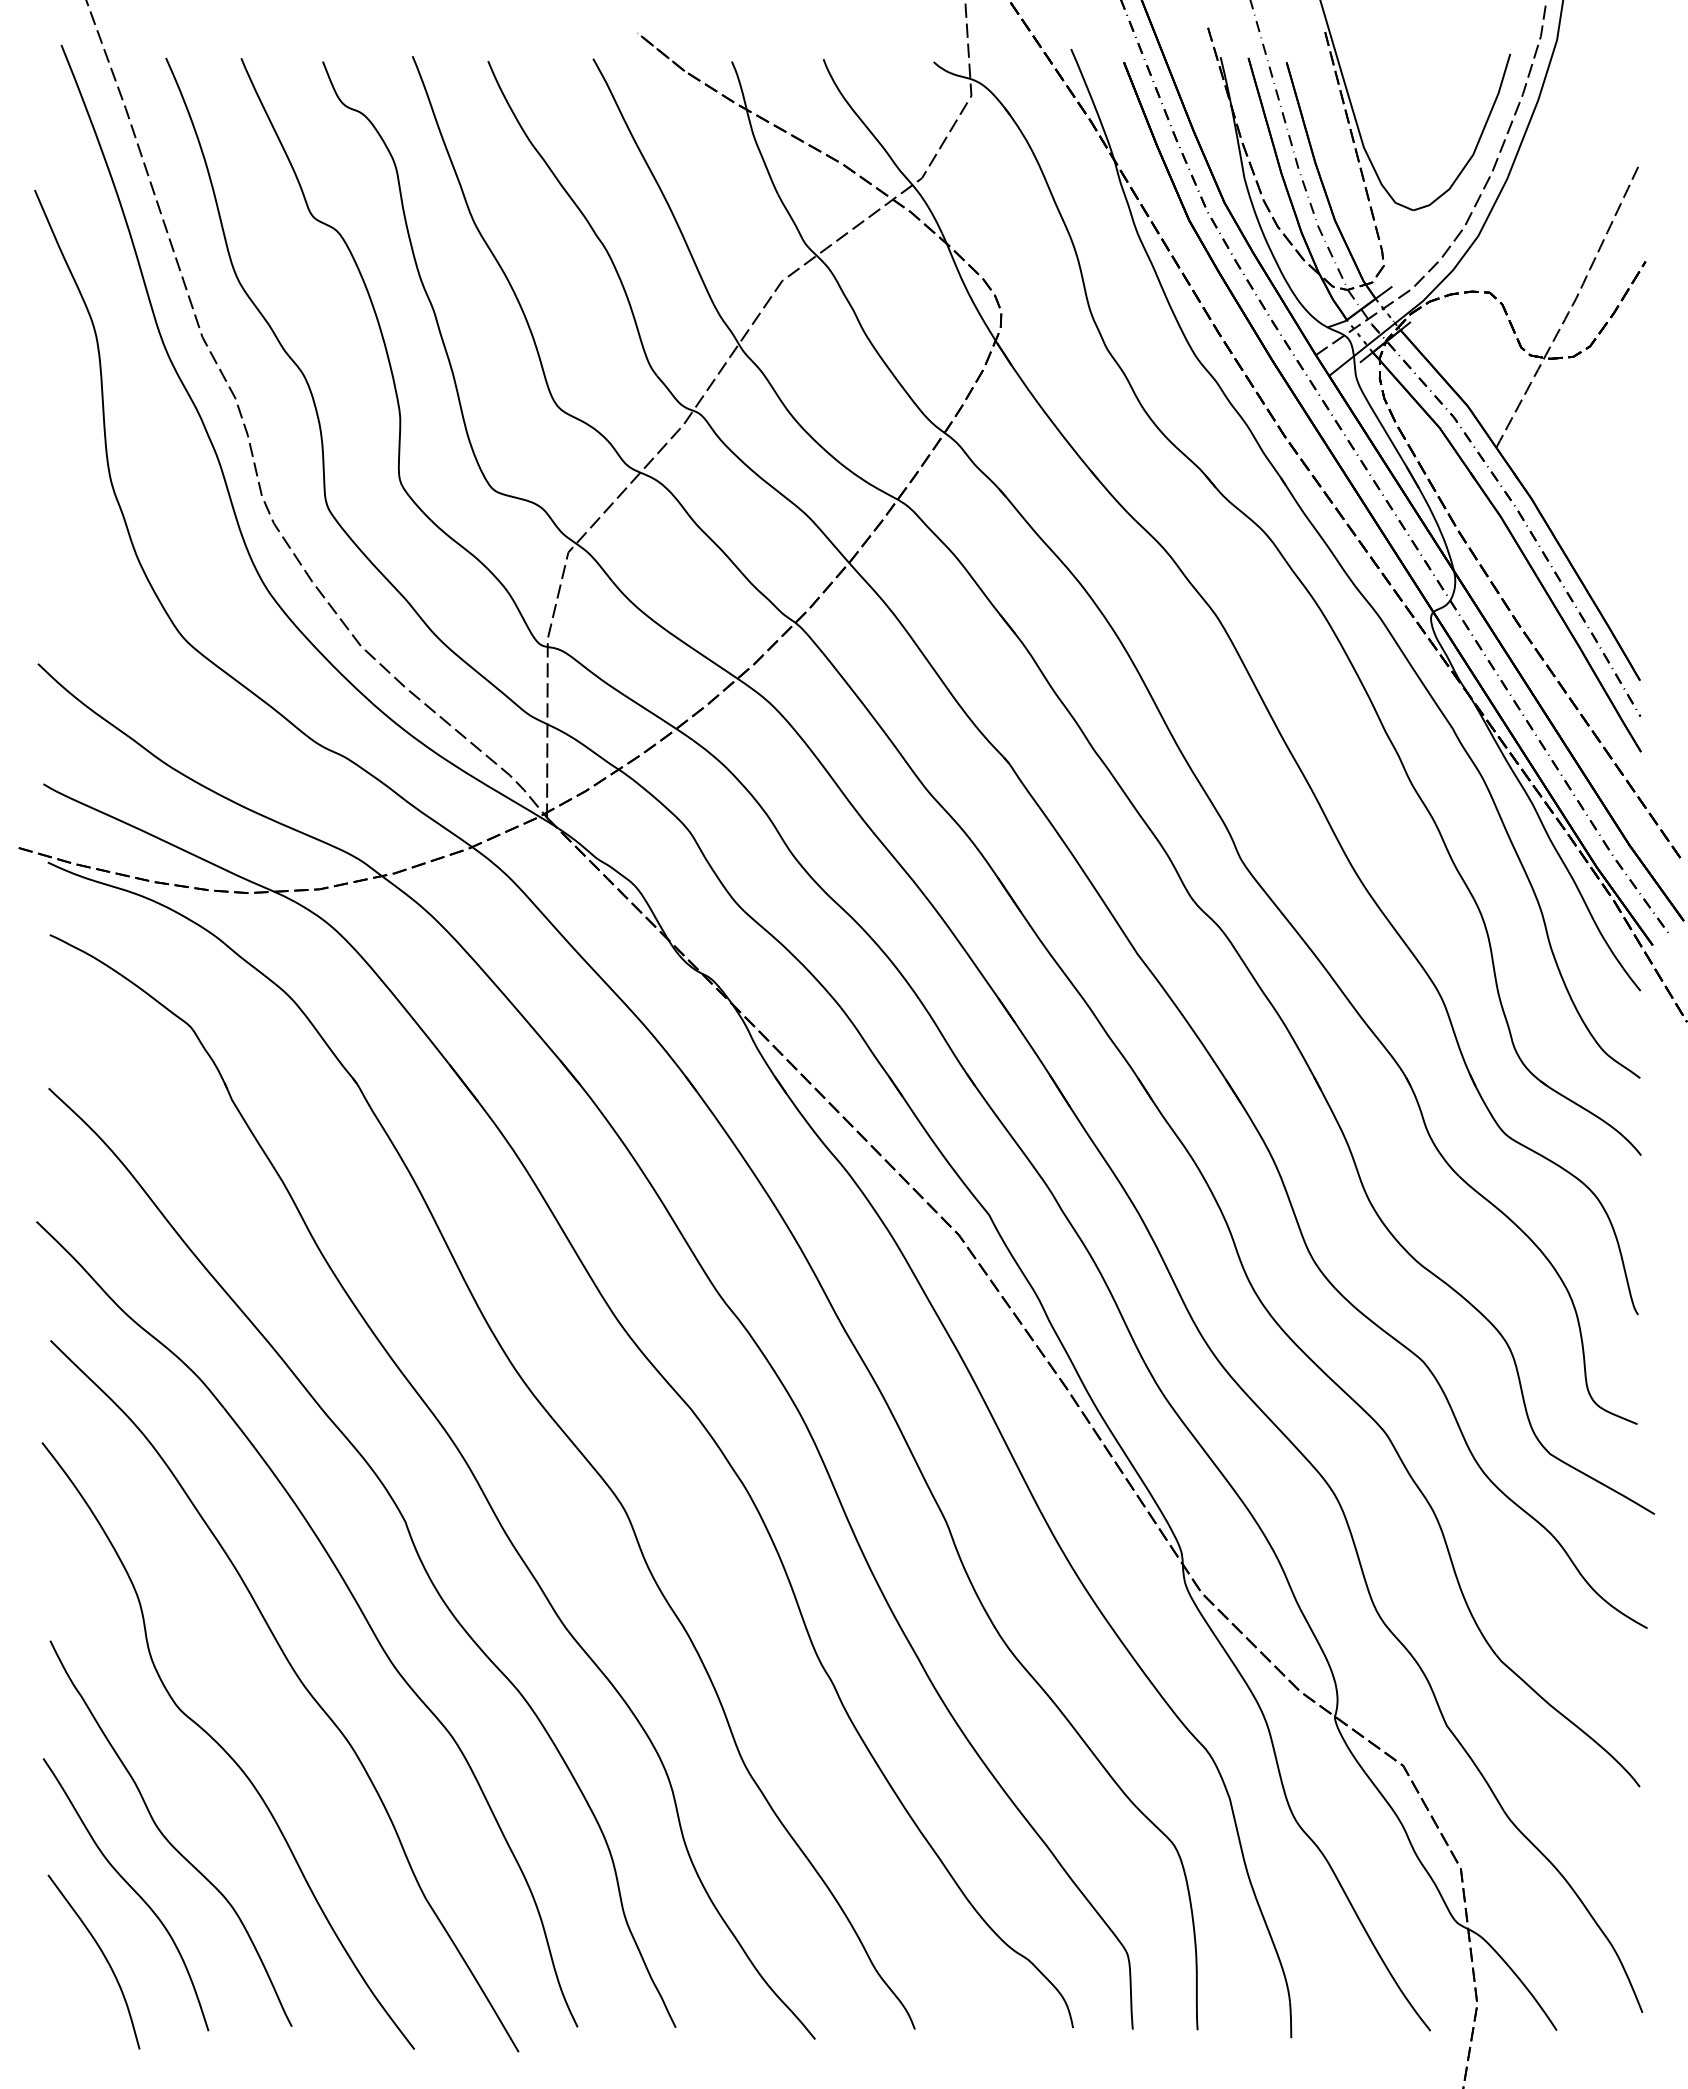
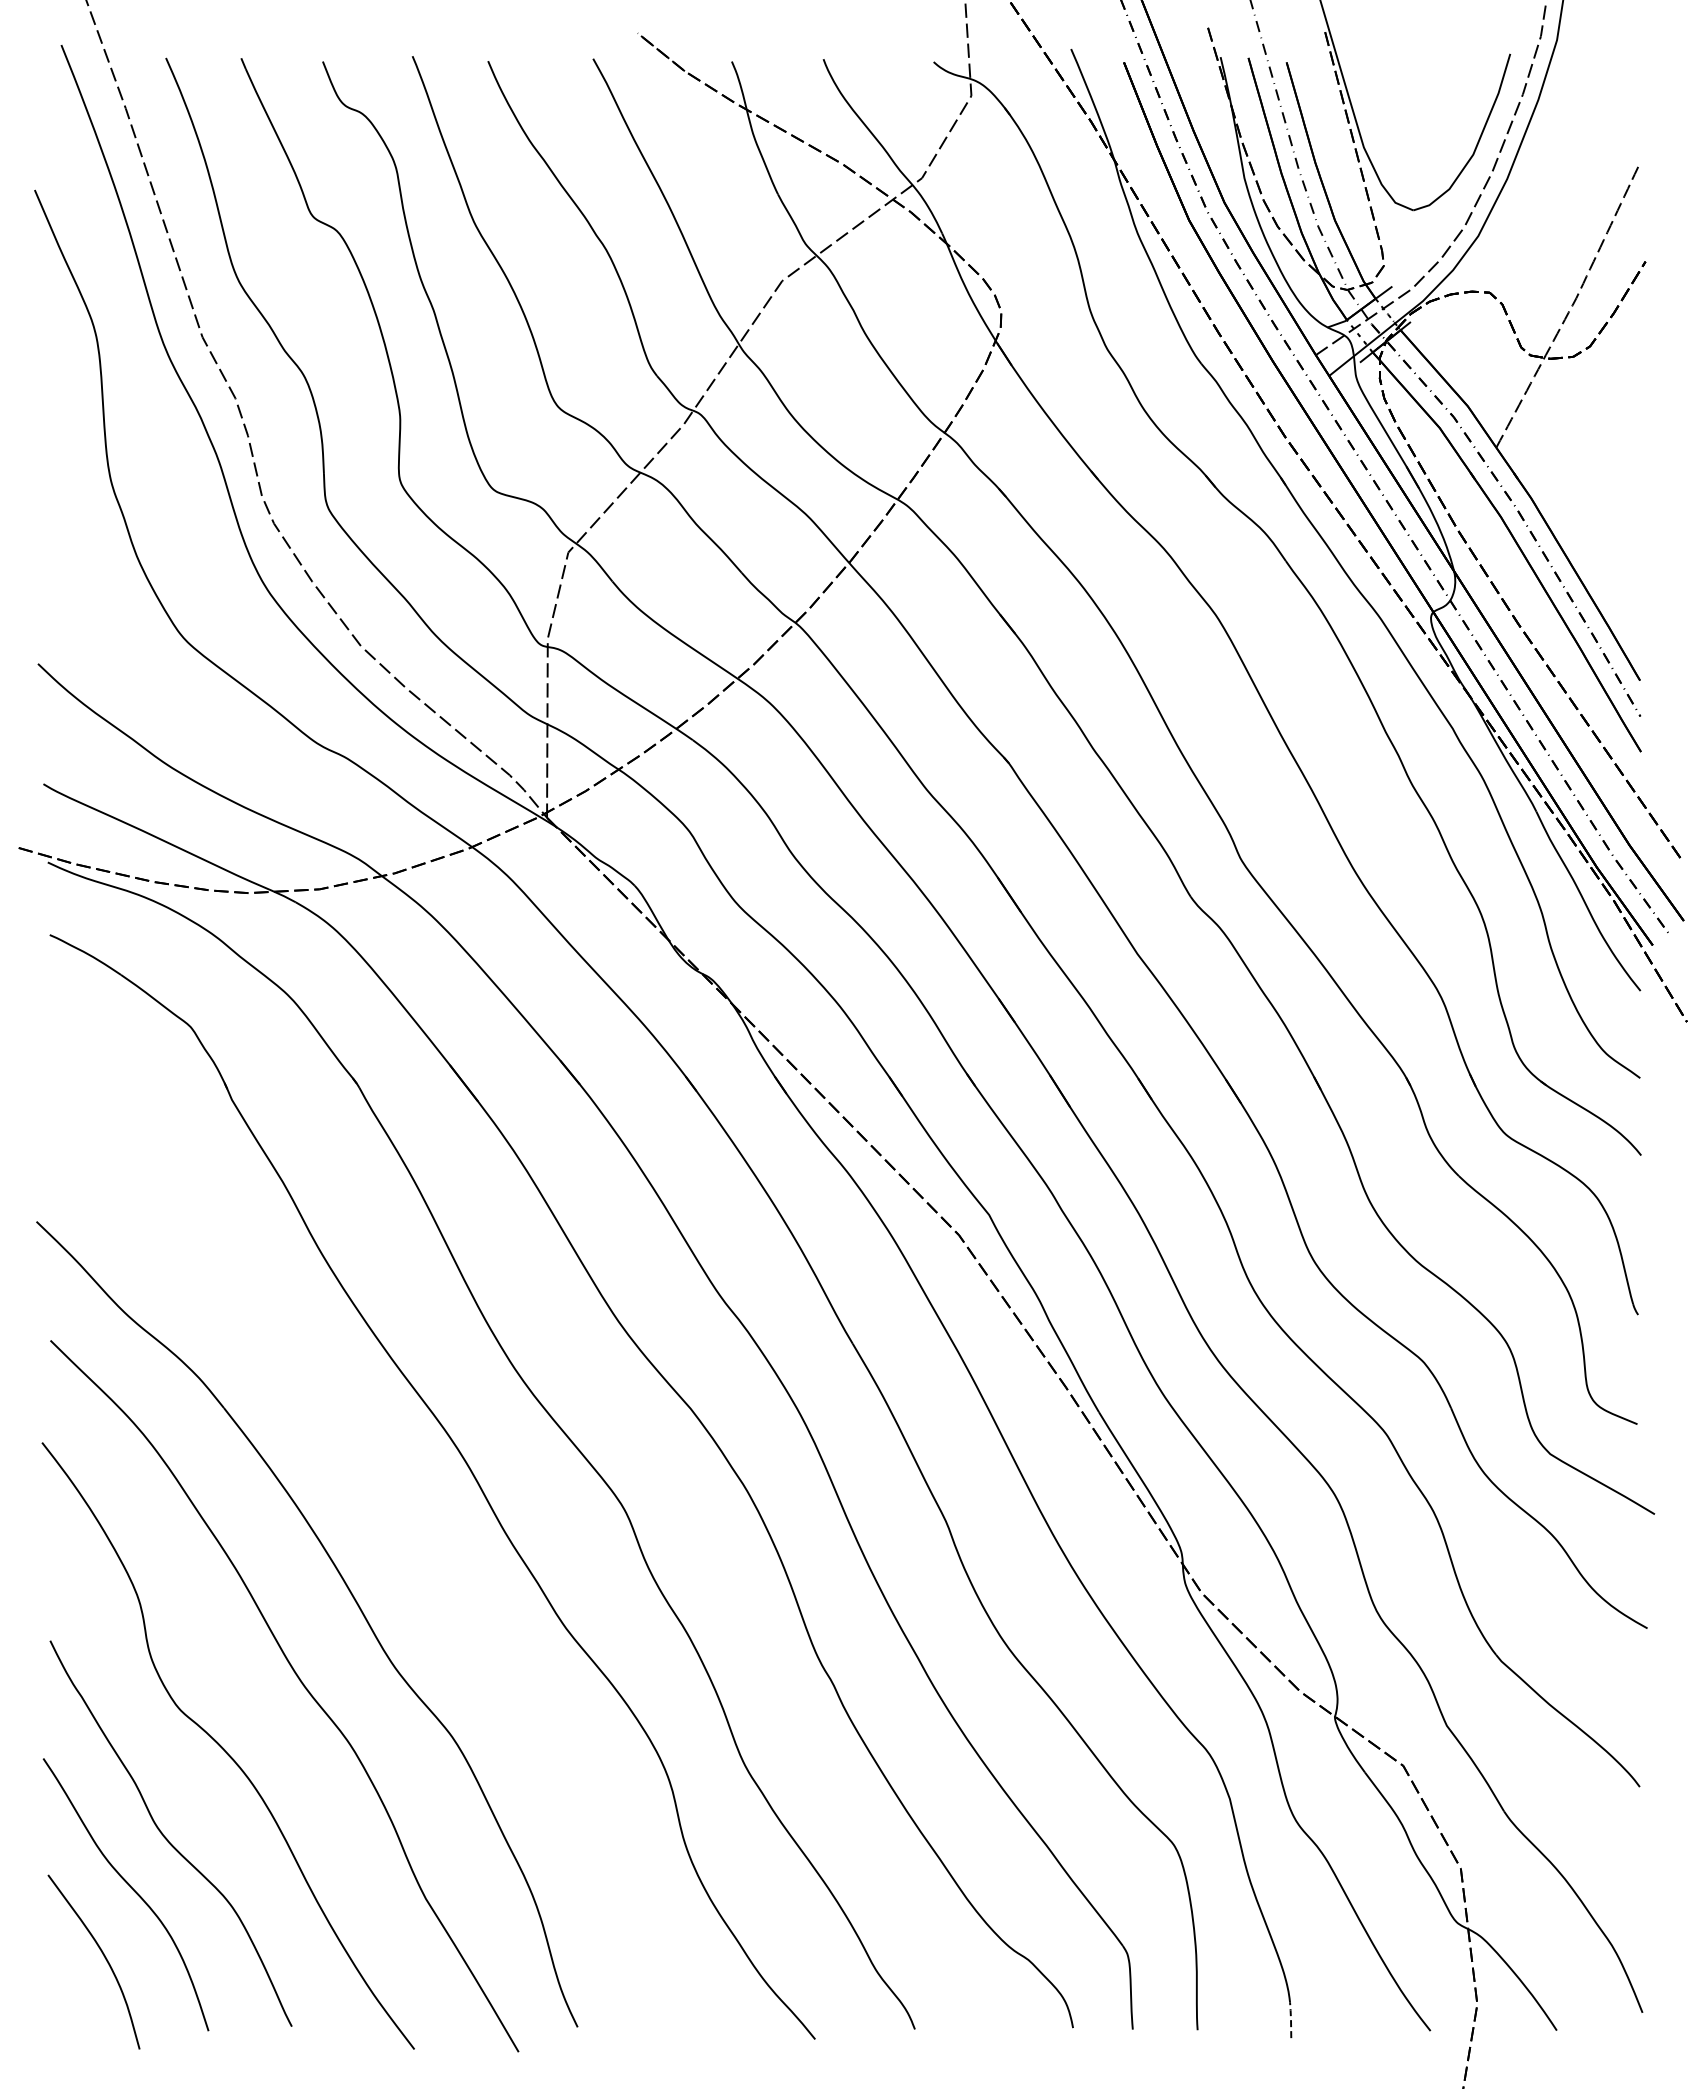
part: present -> none (410, 1539)
line: solid -> dashed (1291, 2019)
